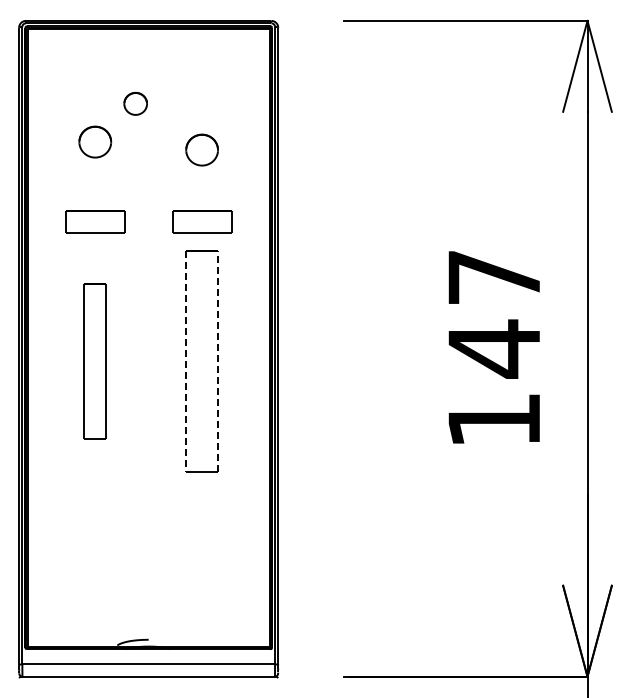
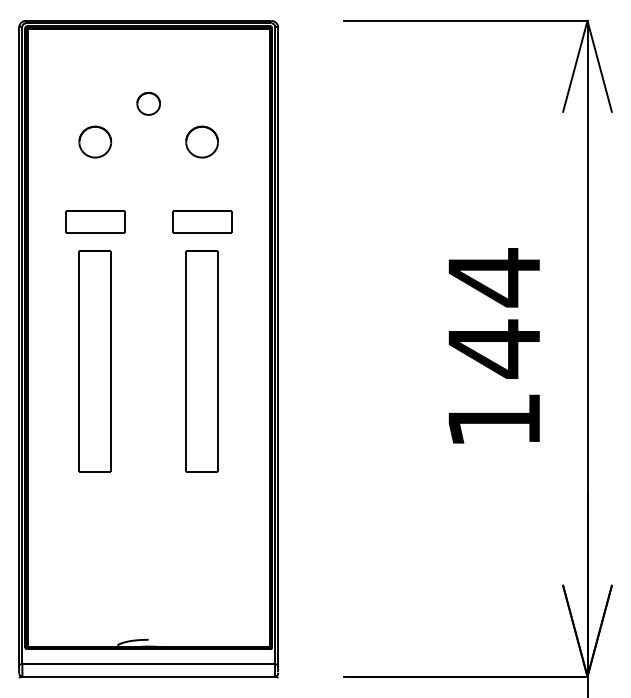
part position: (135, 103) -> (148, 103) (148, 103)
part position: (201, 149) -> (201, 141) (201, 141)
text: 147 -> 144 (493, 277)
part size: 24x157 px -> 34x223 px (94, 361)
line: dashed -> solid (186, 361)
line: dashed -> solid (218, 361)
